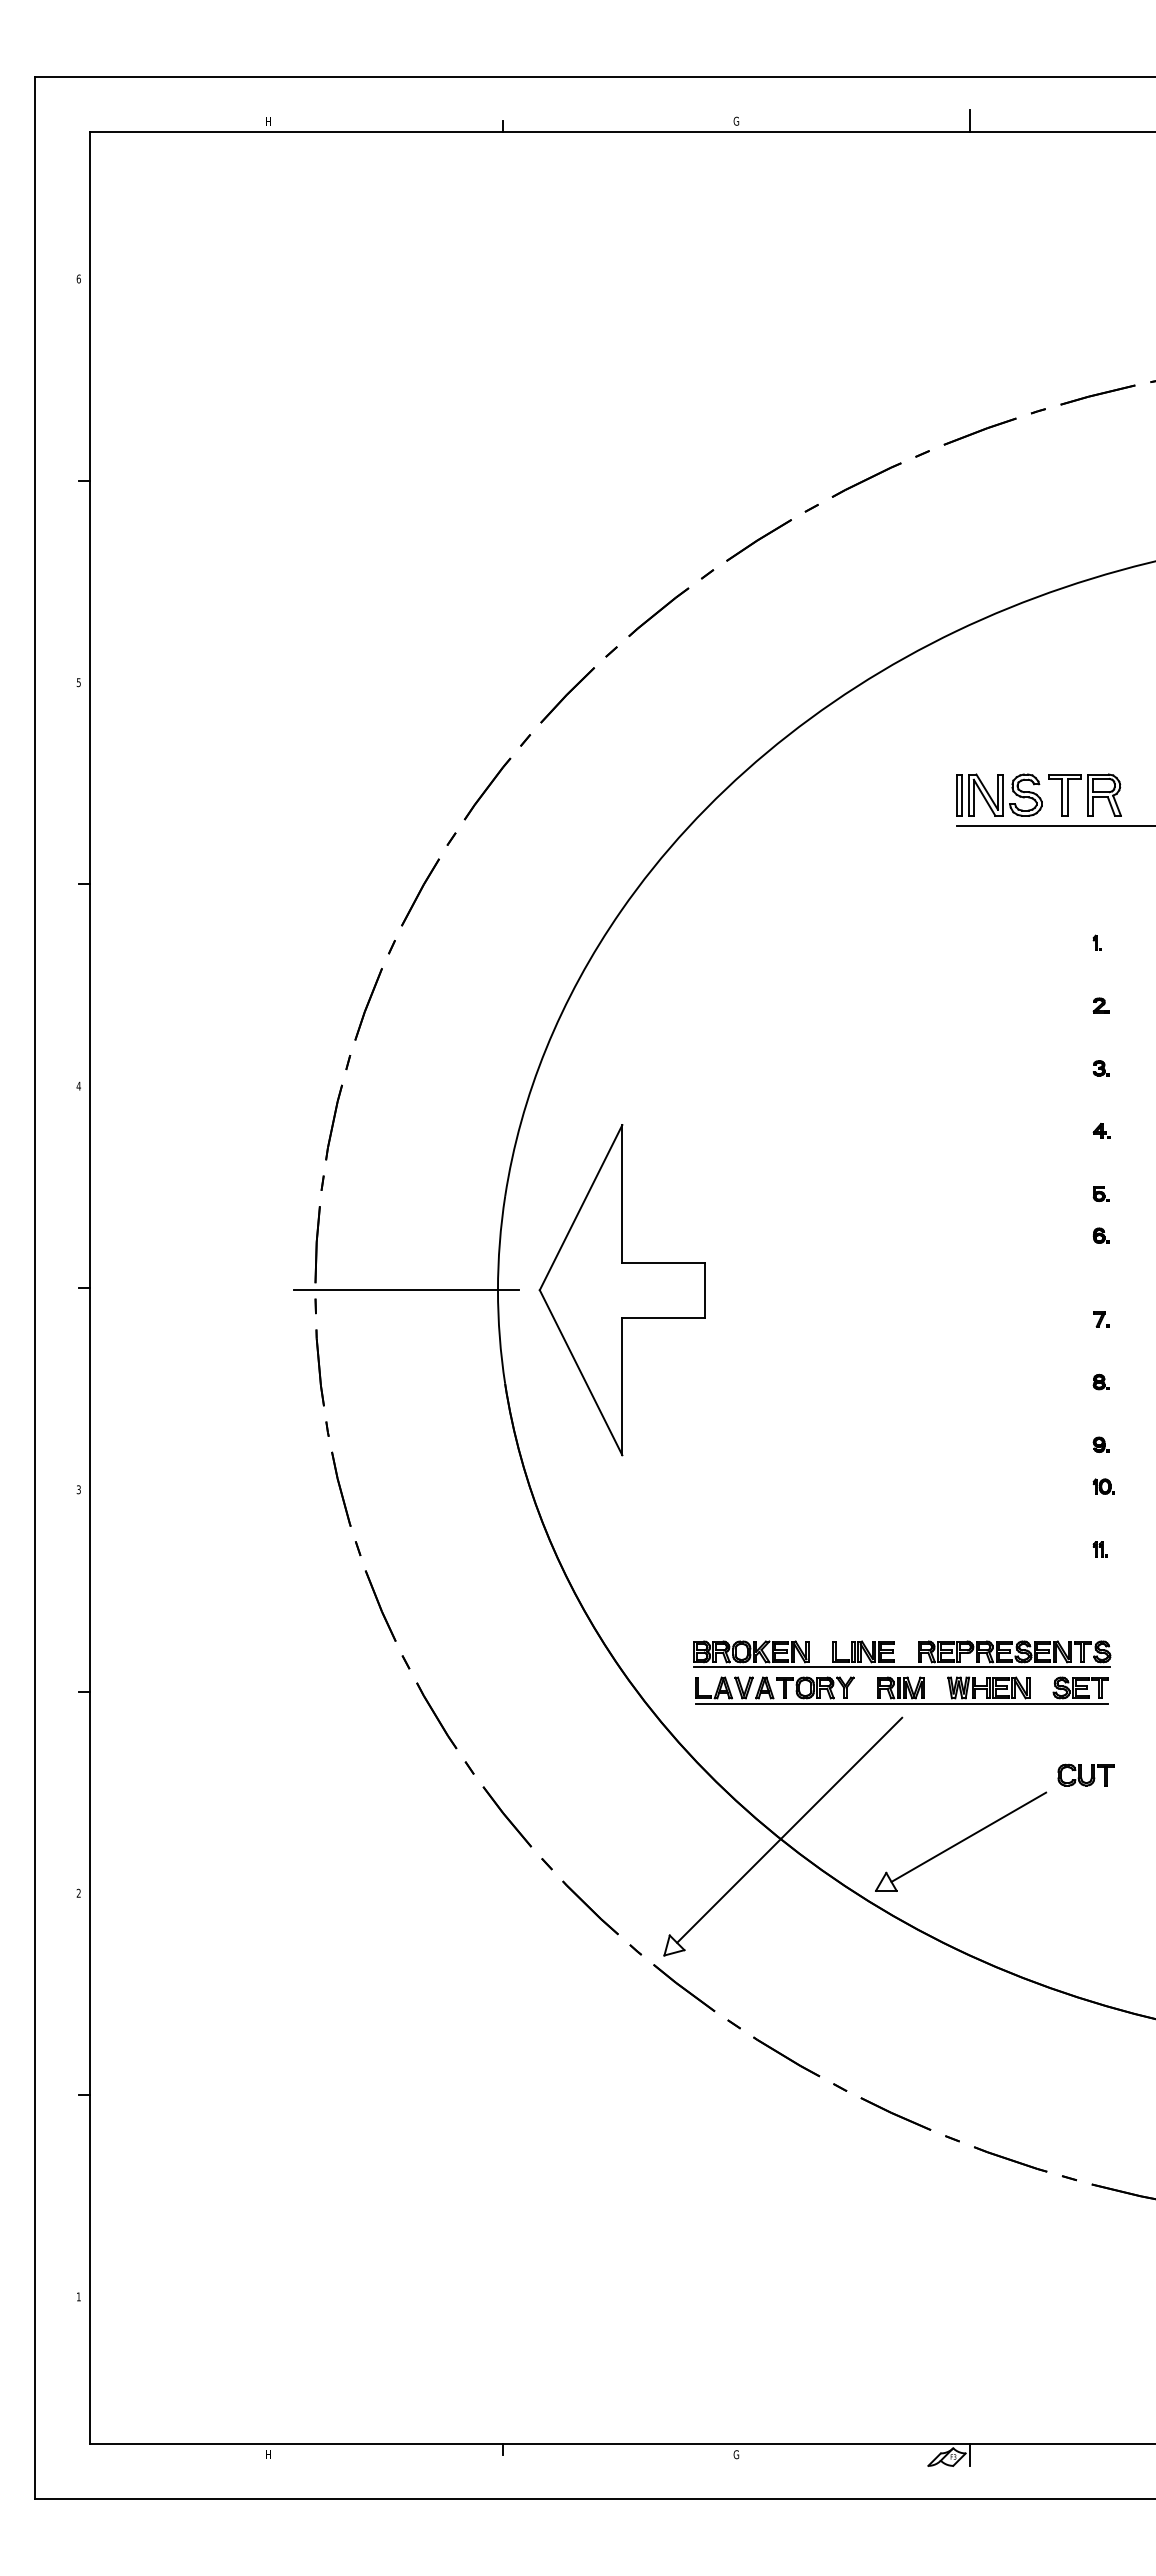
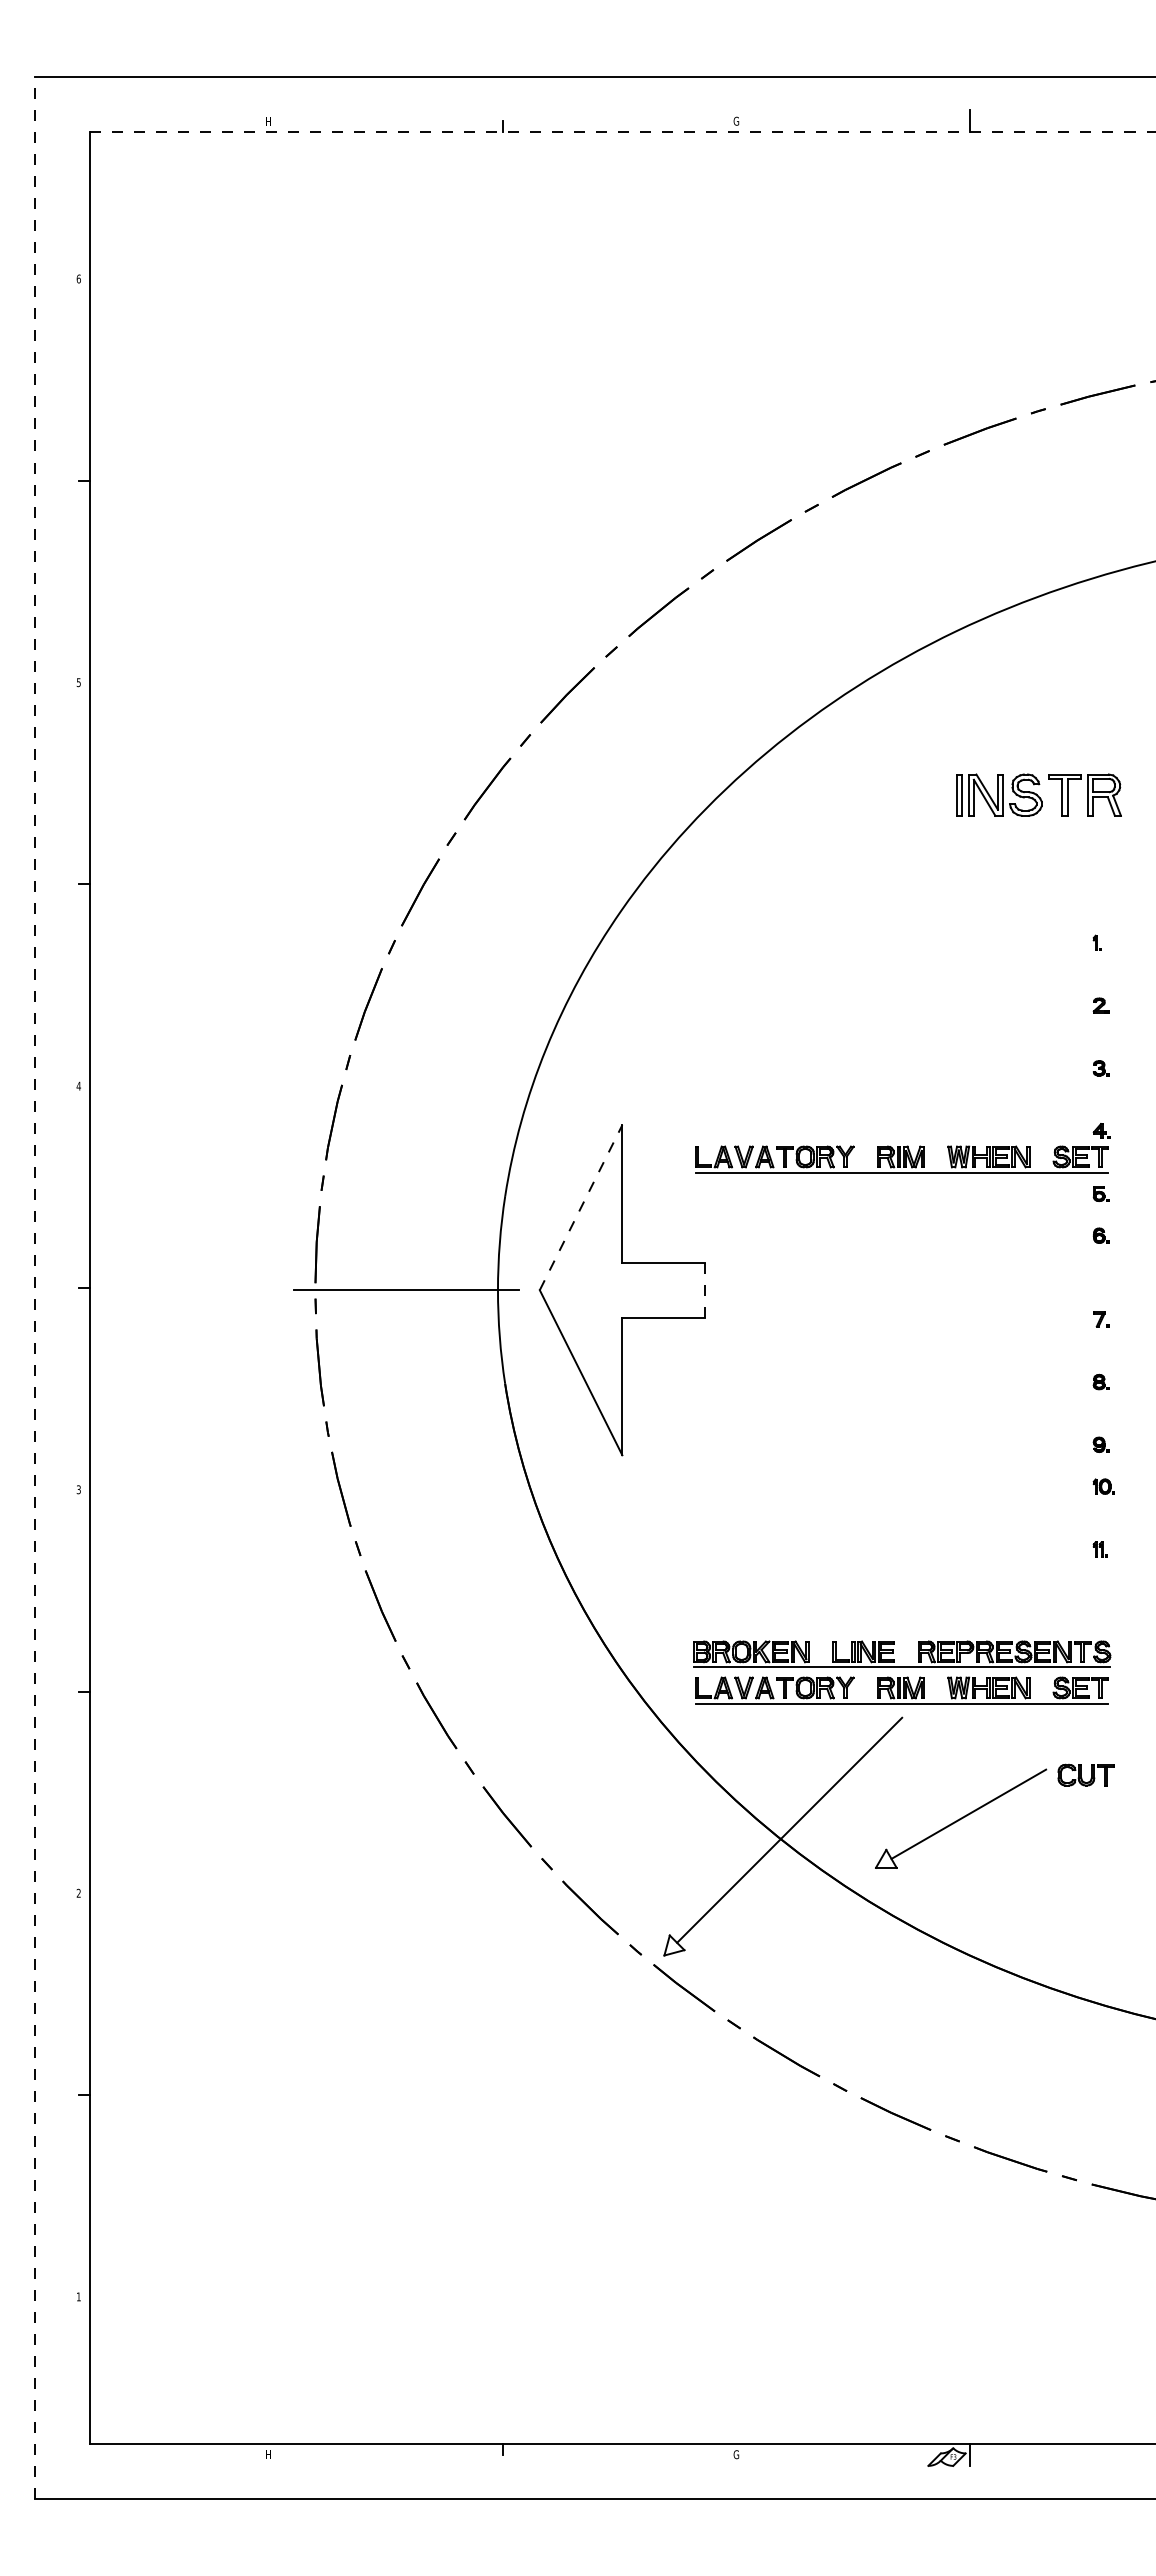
line: solid -> dashed (622, 132)
line: present -> none (1054, 826)
part: none -> present (901, 1159)
line: solid -> dashed (581, 1207)
line: solid -> dashed (34, 1288)
line: solid -> dashed (704, 1290)
part position: (961, 1841) -> (961, 1818) (961, 1818)
